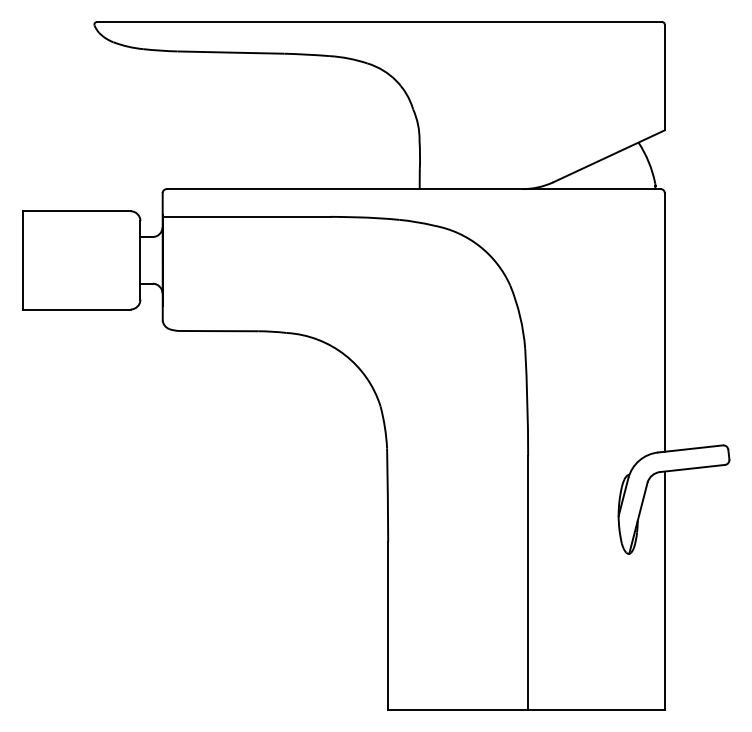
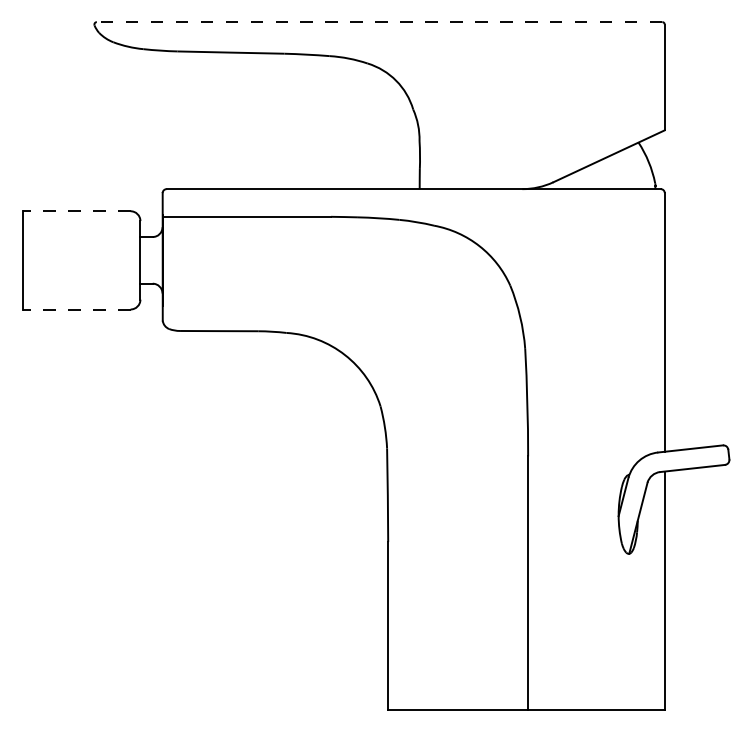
line: solid -> dashed (379, 22)
line: solid -> dashed (76, 211)
line: solid -> dashed (76, 309)
